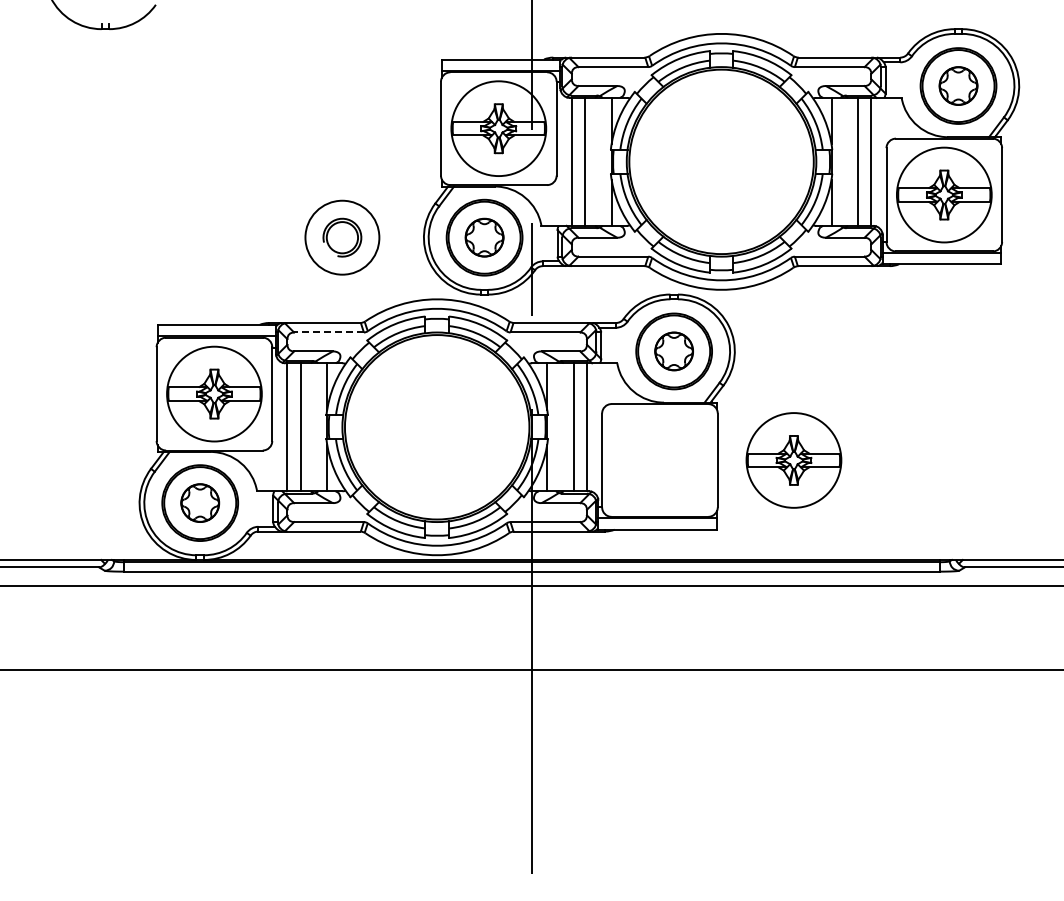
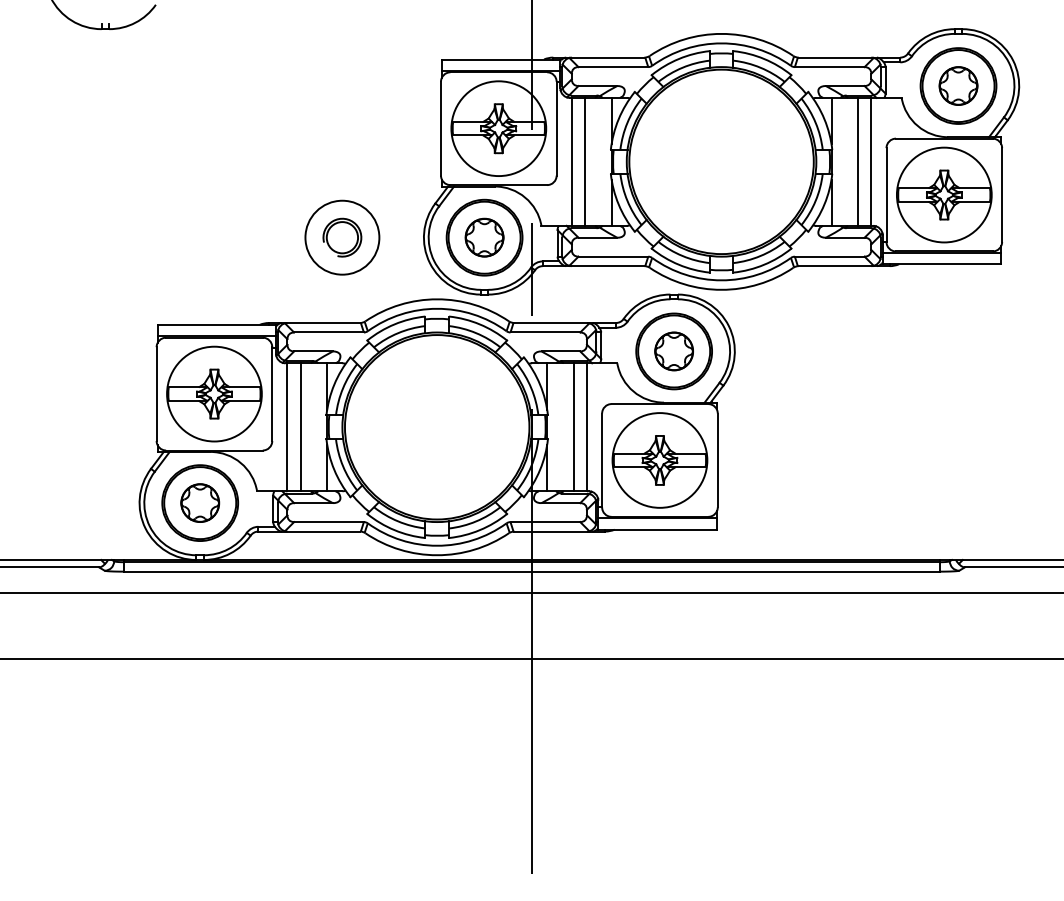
line: dashed -> solid (329, 332)
part position: (793, 460) -> (659, 460) (659, 460)
line position: (531, 585) -> (531, 592) (531, 592)
line position: (531, 670) -> (531, 659) (531, 659)
